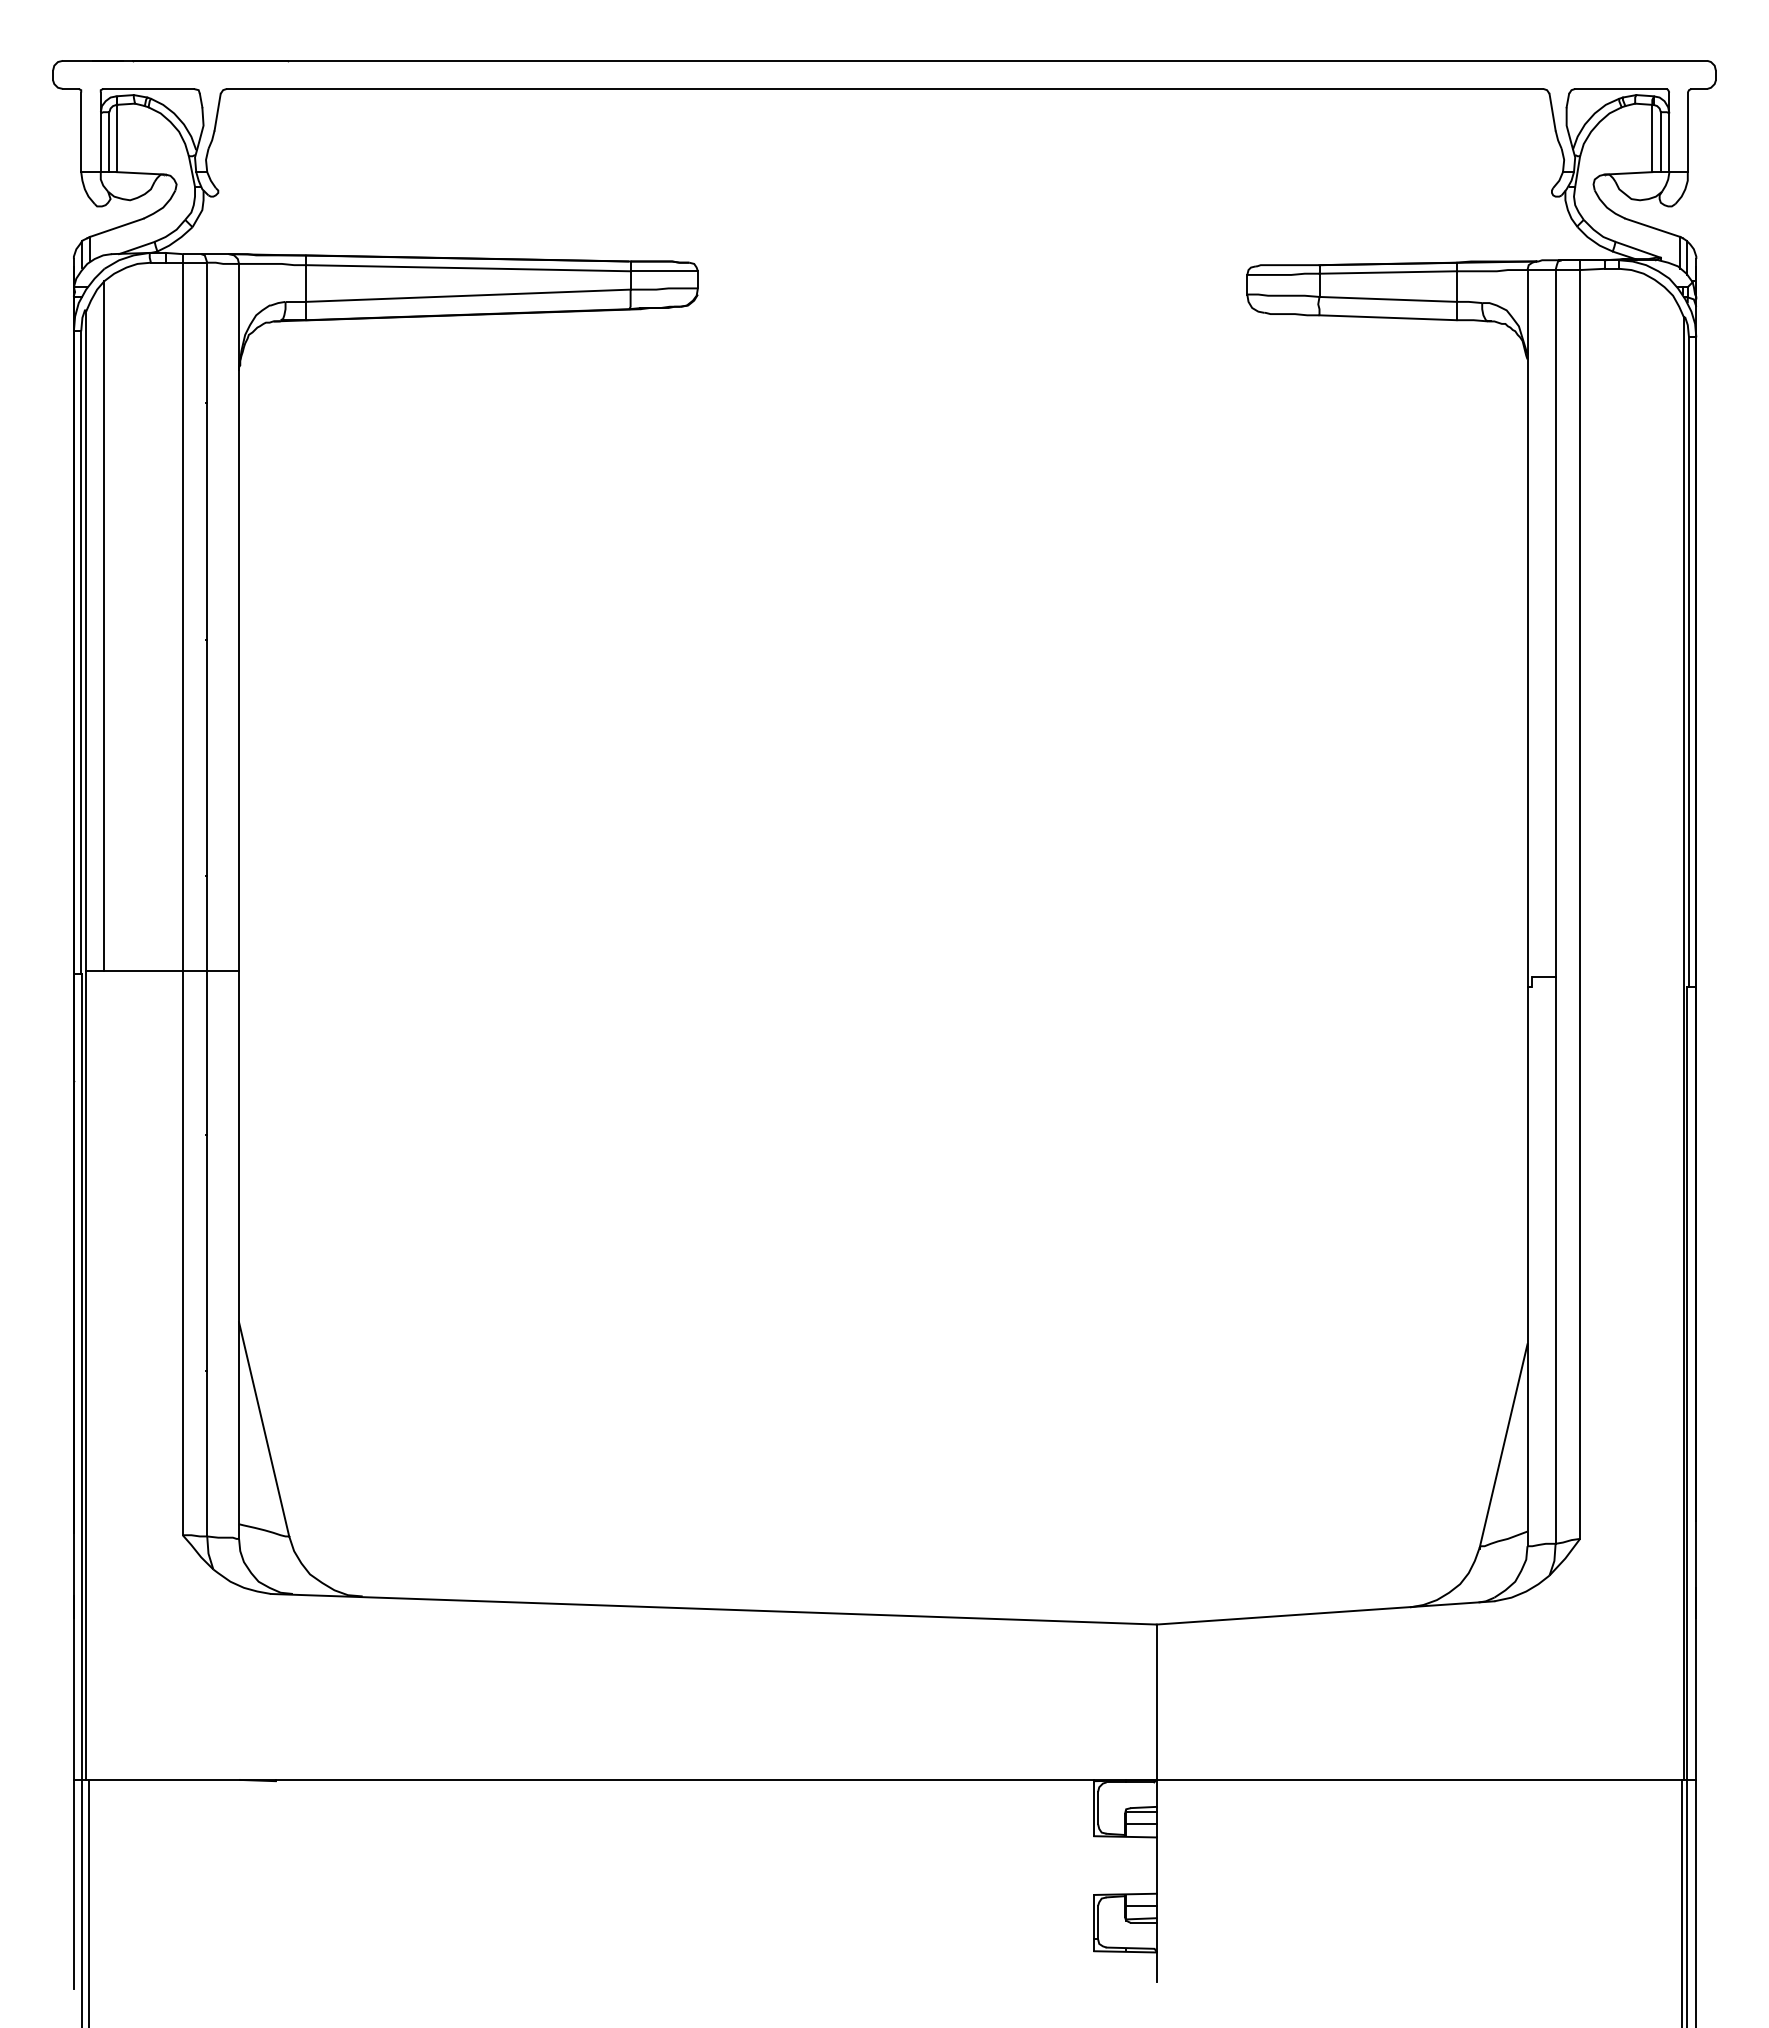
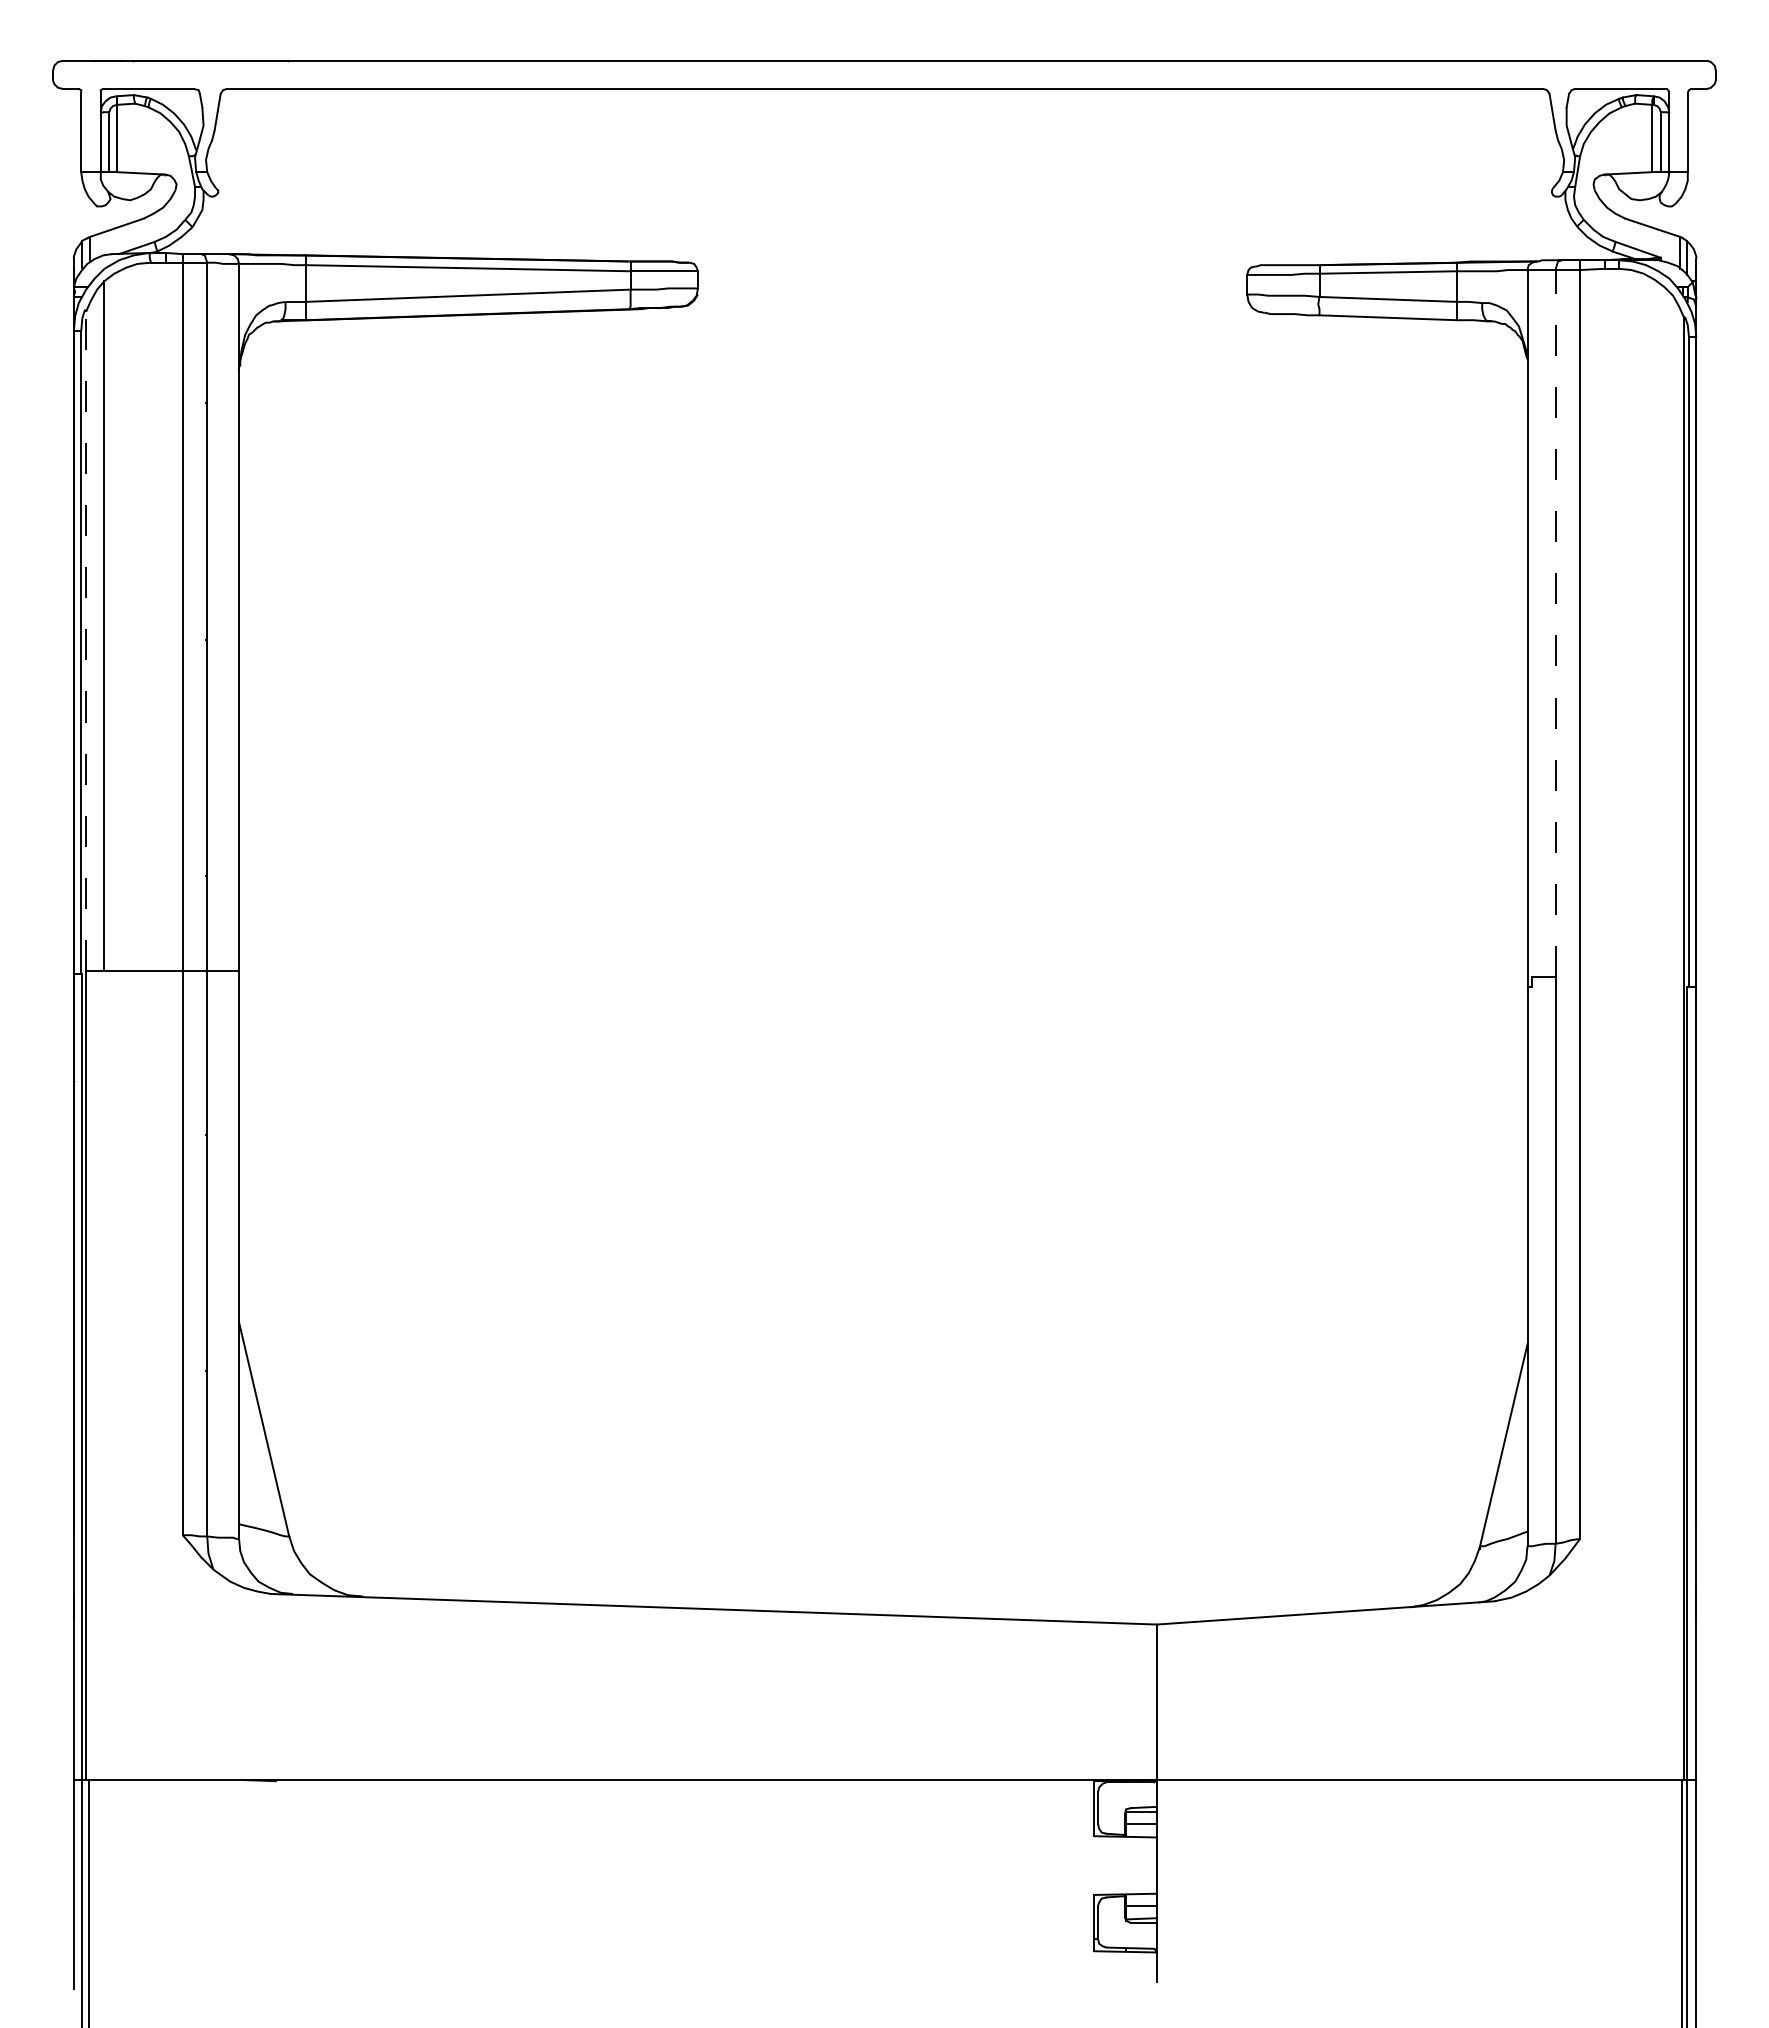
line: solid -> dashed (1555, 623)
line: solid -> dashed (86, 641)
